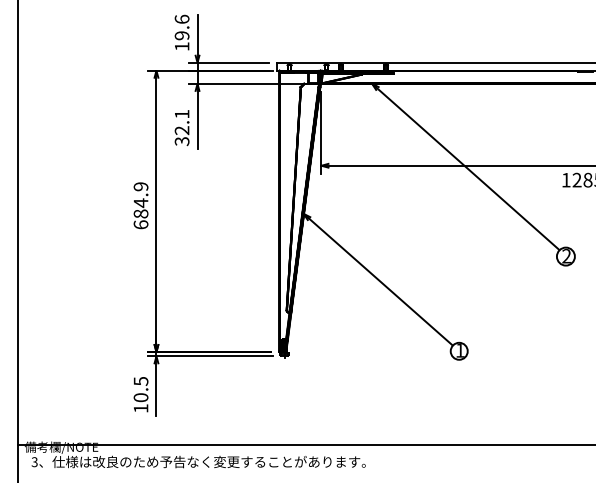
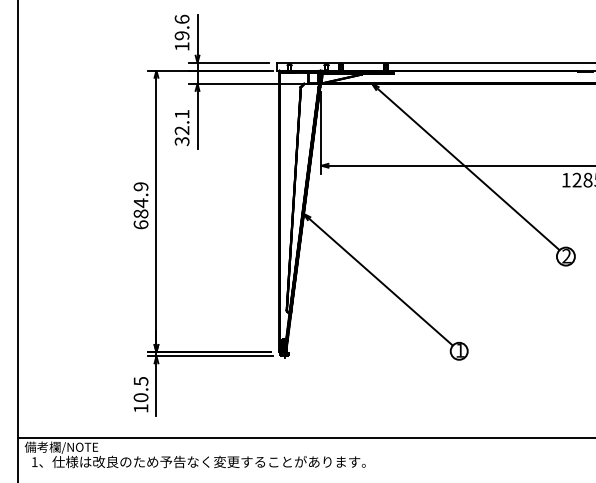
line position: (304, 444) -> (304, 437) (304, 437)
text: 3 -> 1 (34, 462)
